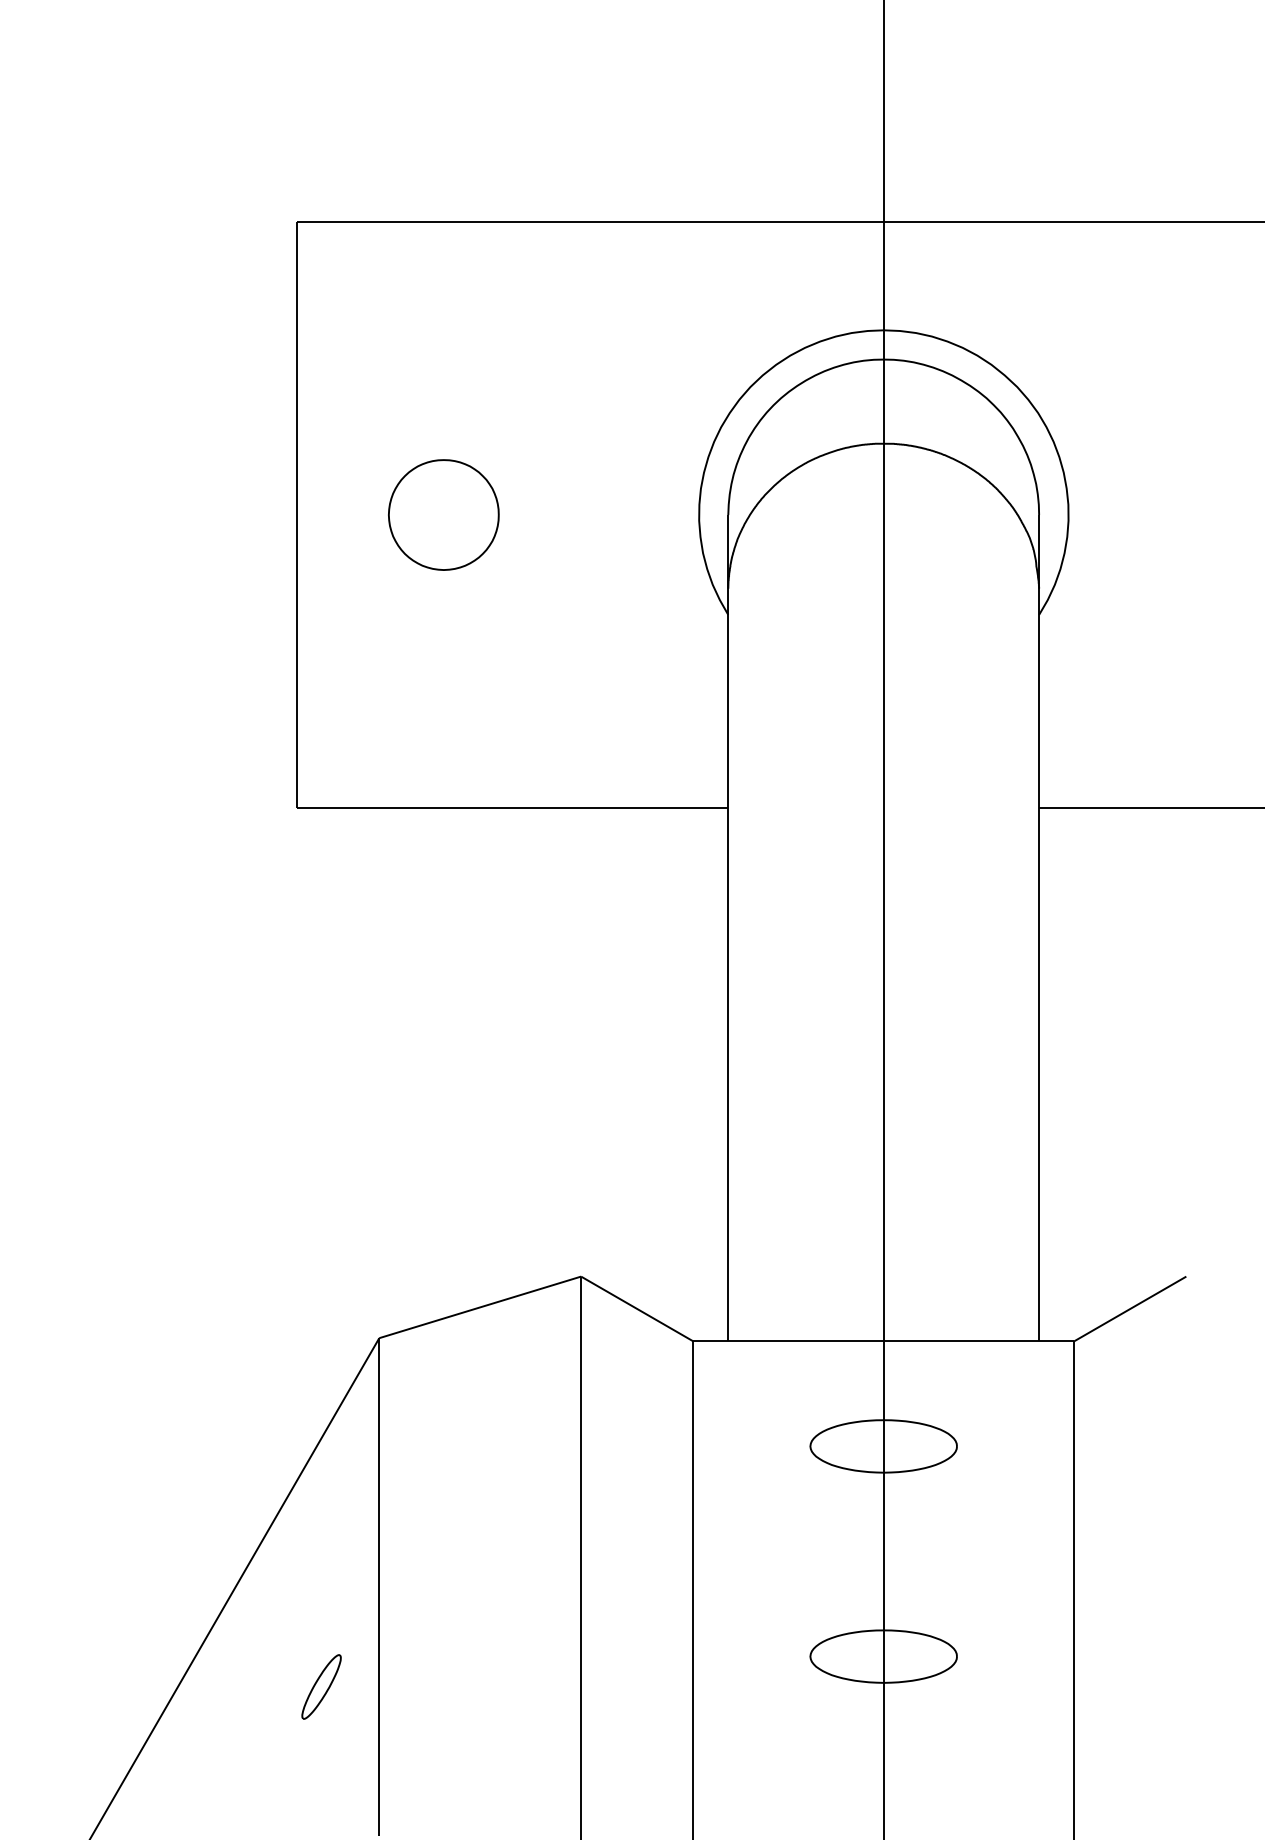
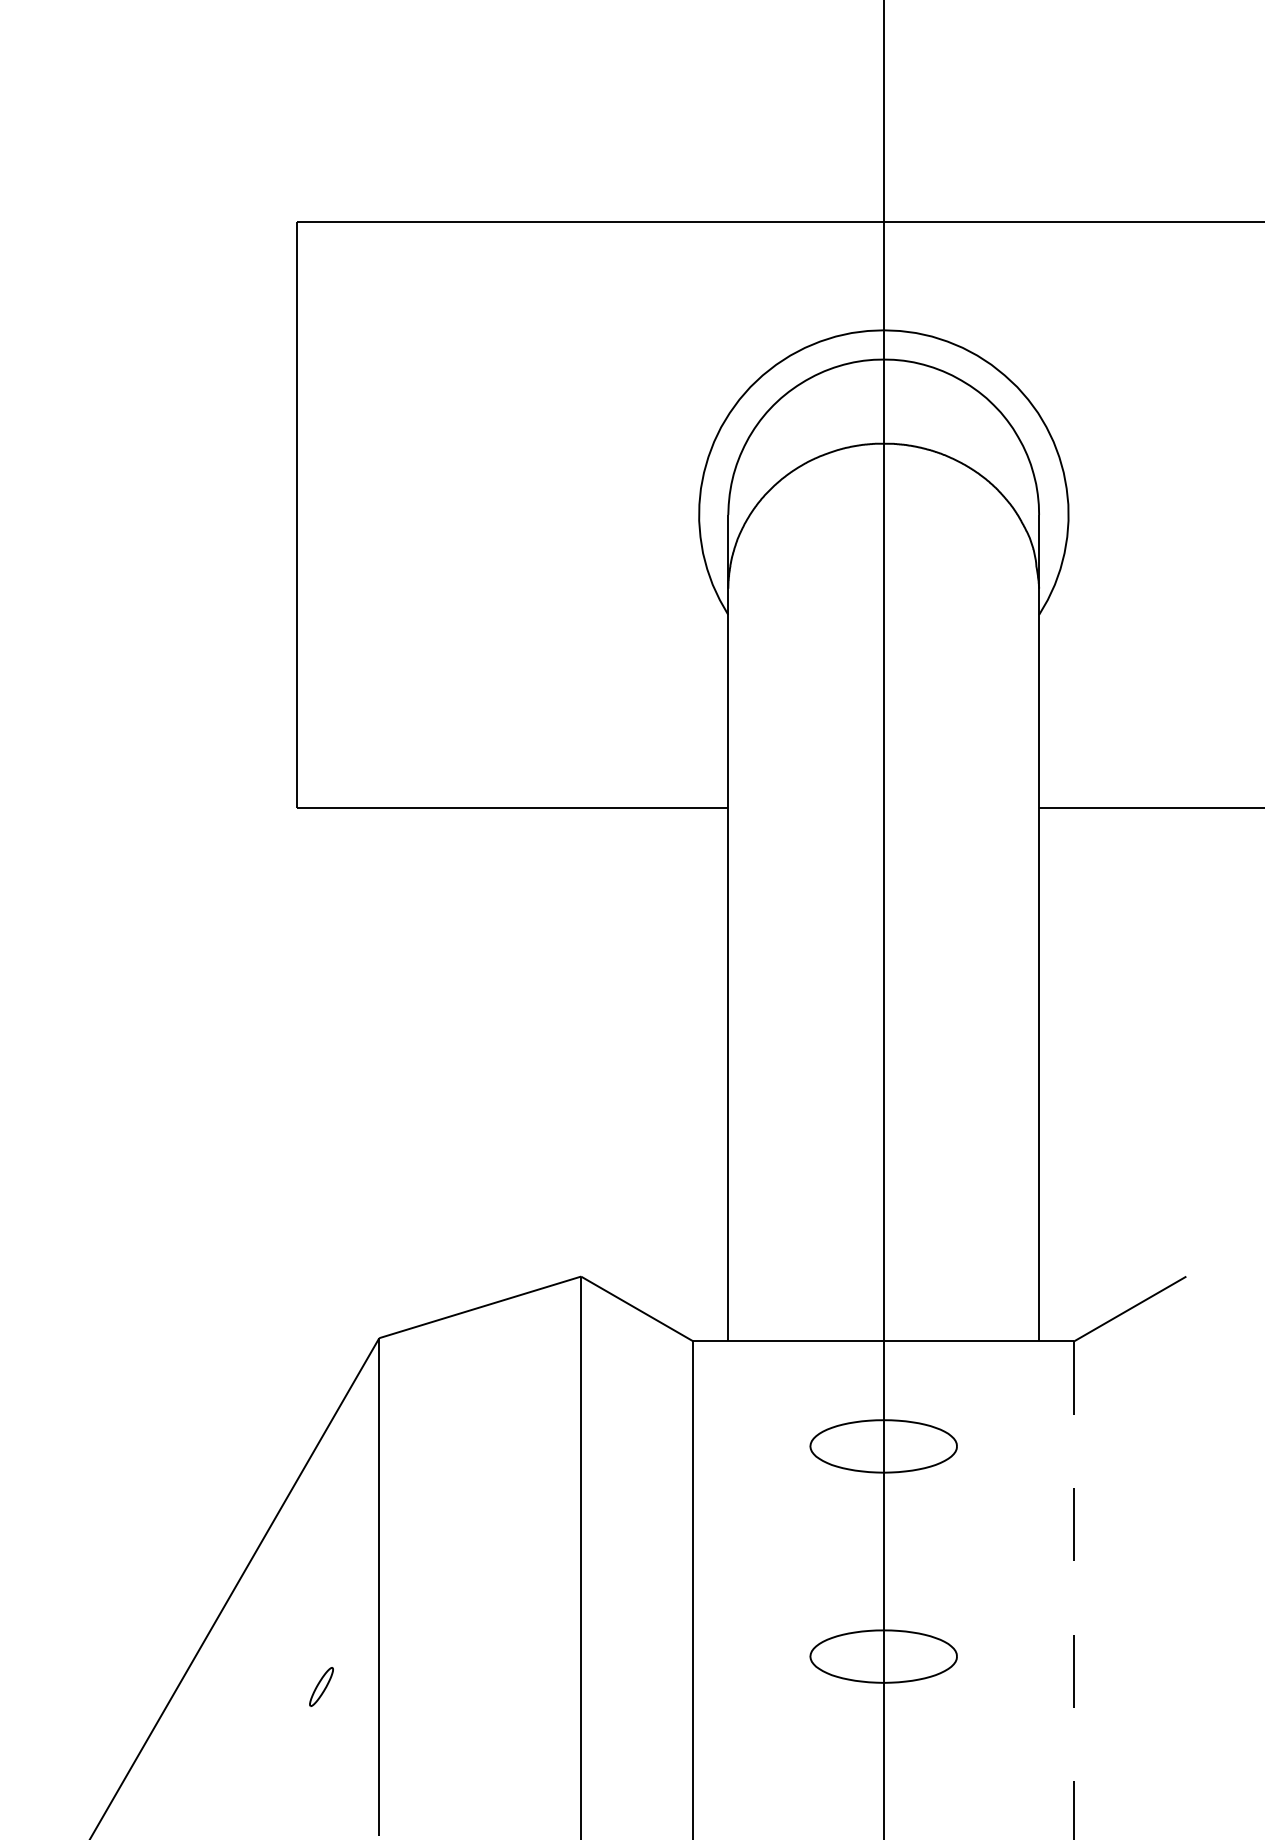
part: present -> none (443, 514)
line: solid -> dashed (1074, 1590)
part size: 41x66 px -> 25x40 px (321, 1686)
